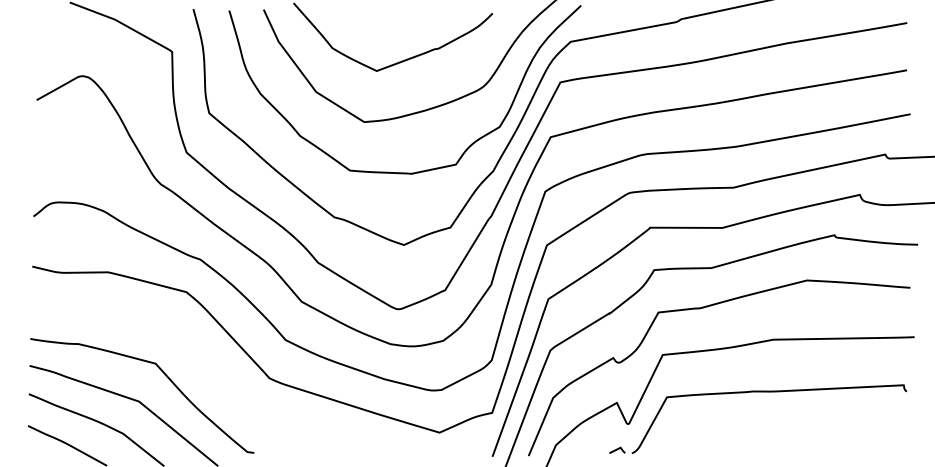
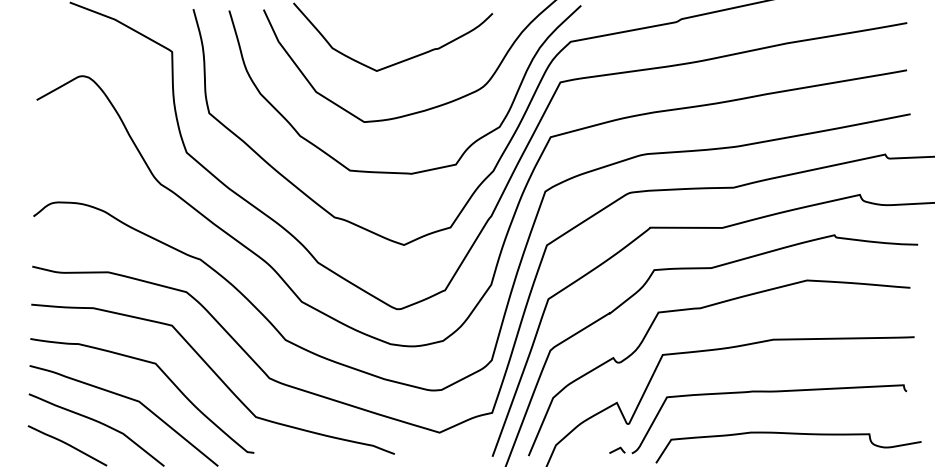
curve: none -> present (215, 375)
curve: none -> present (788, 434)
